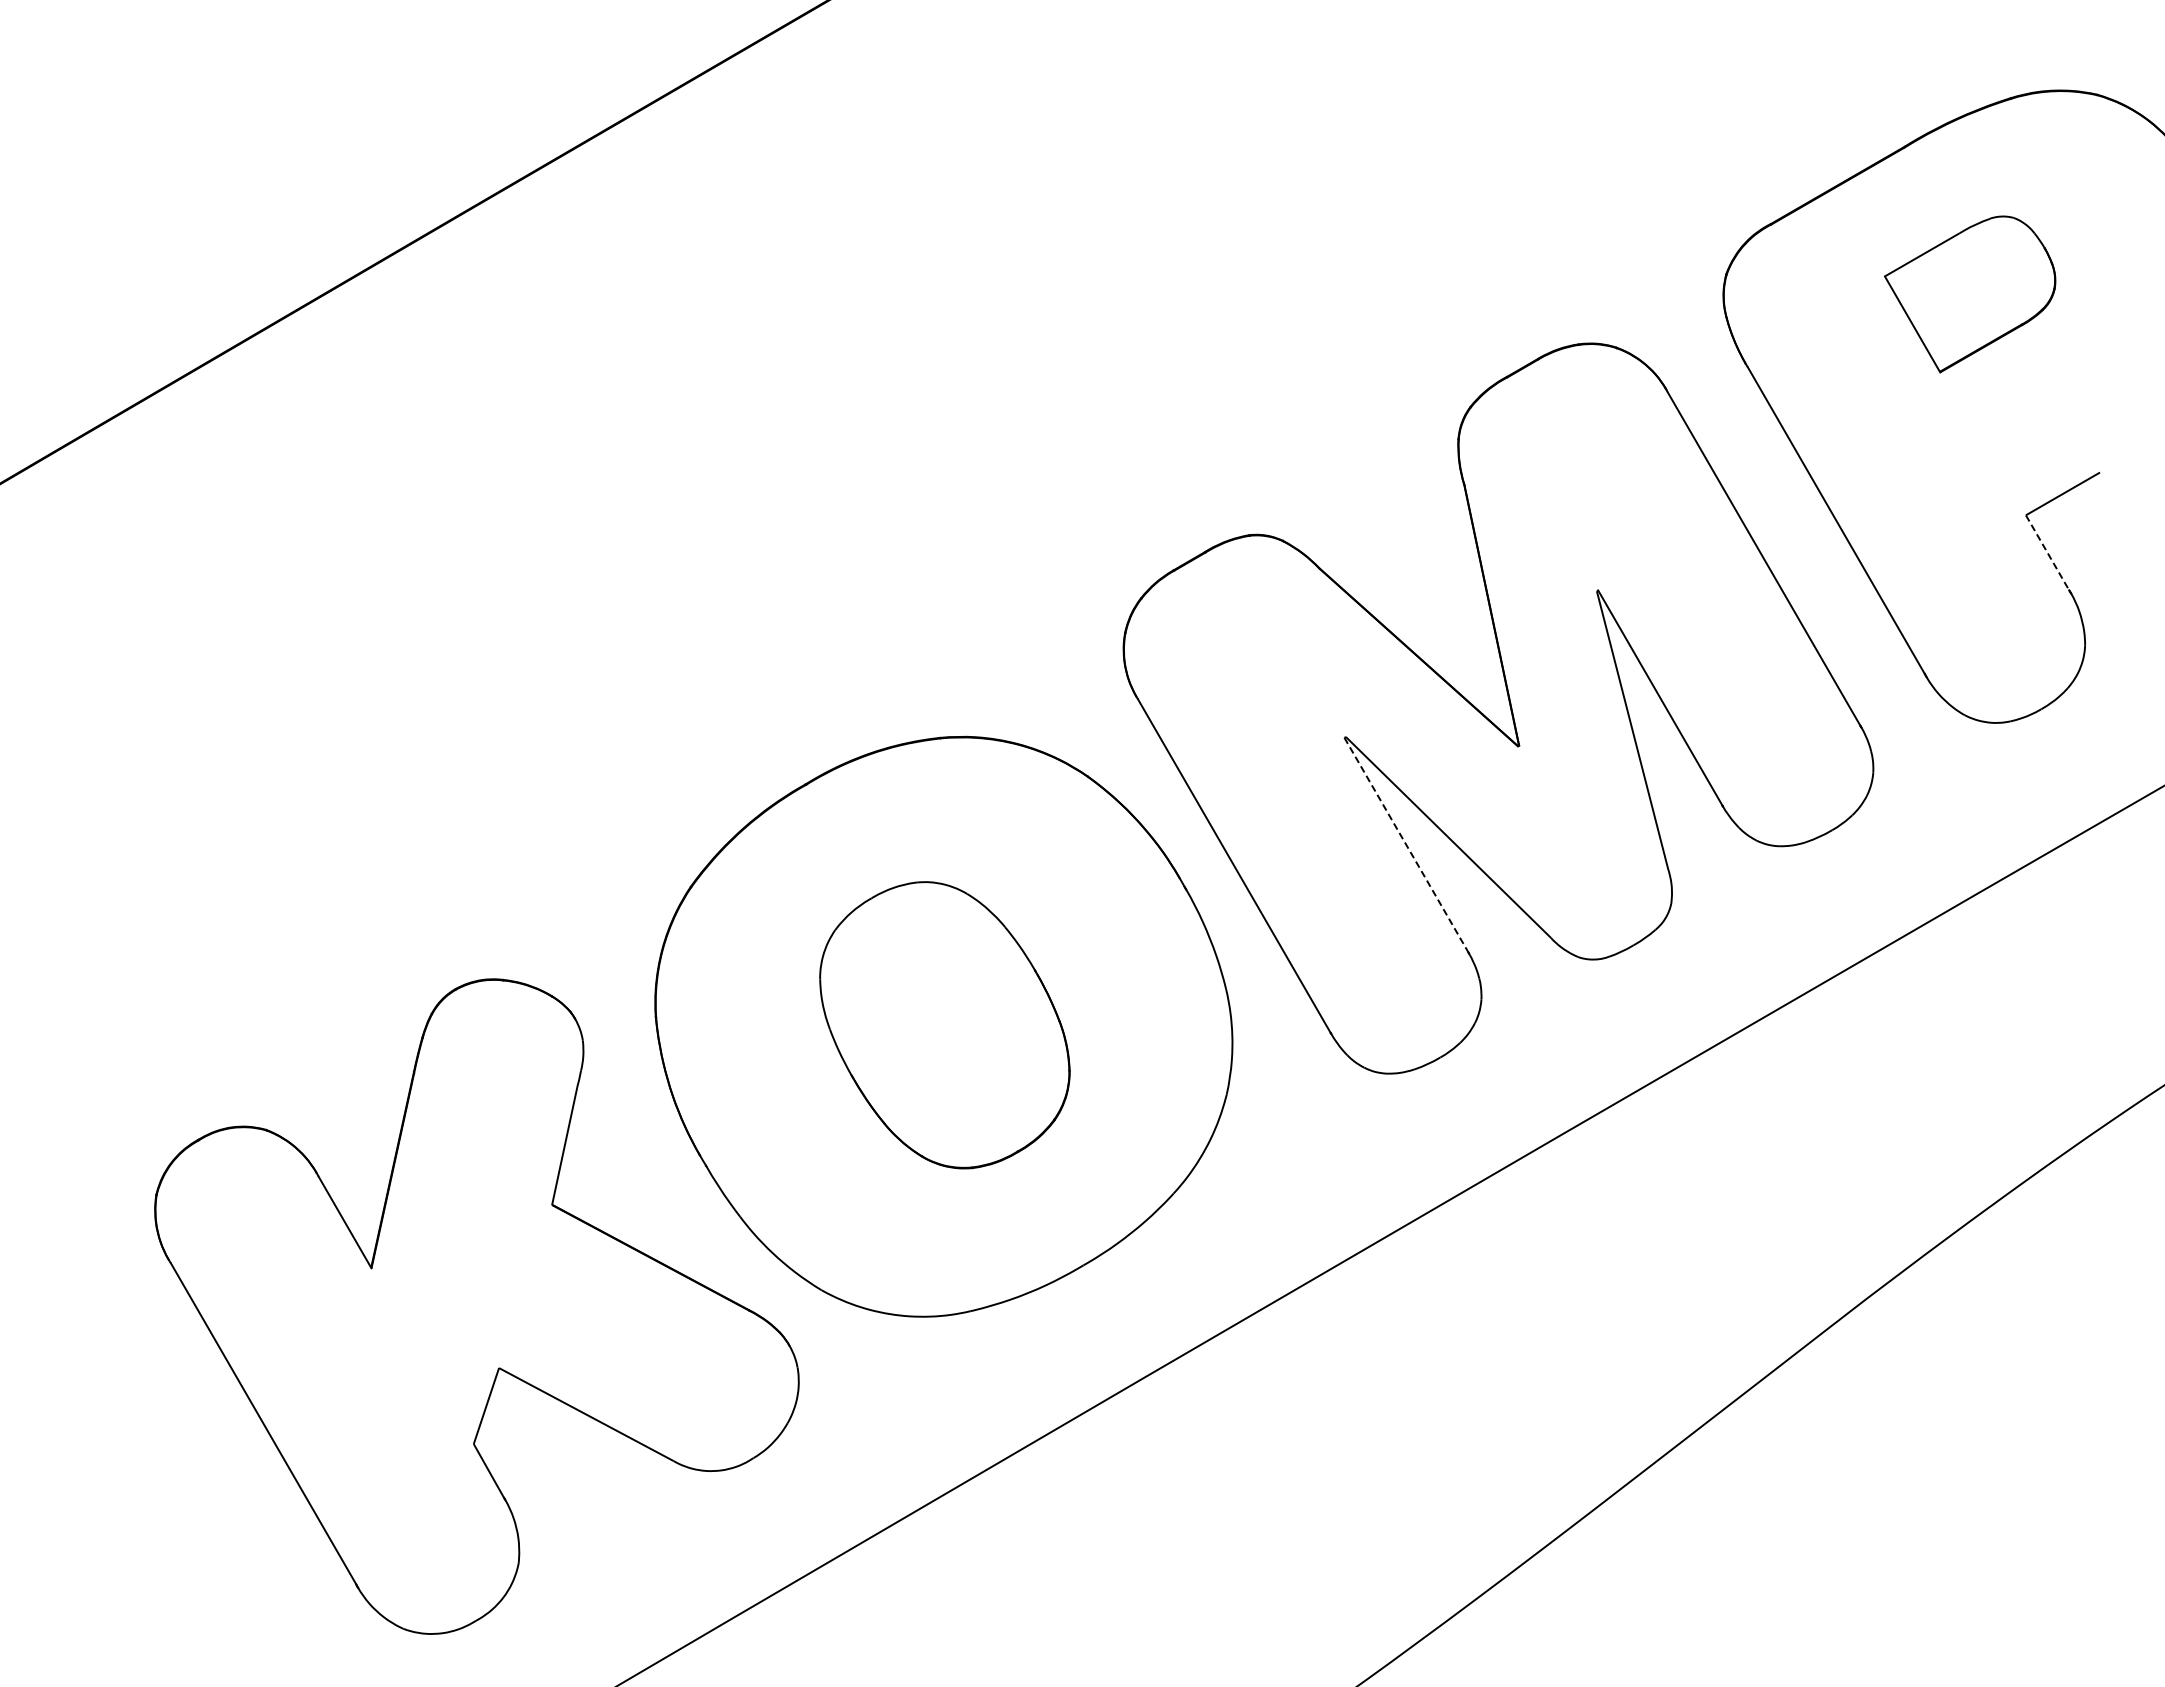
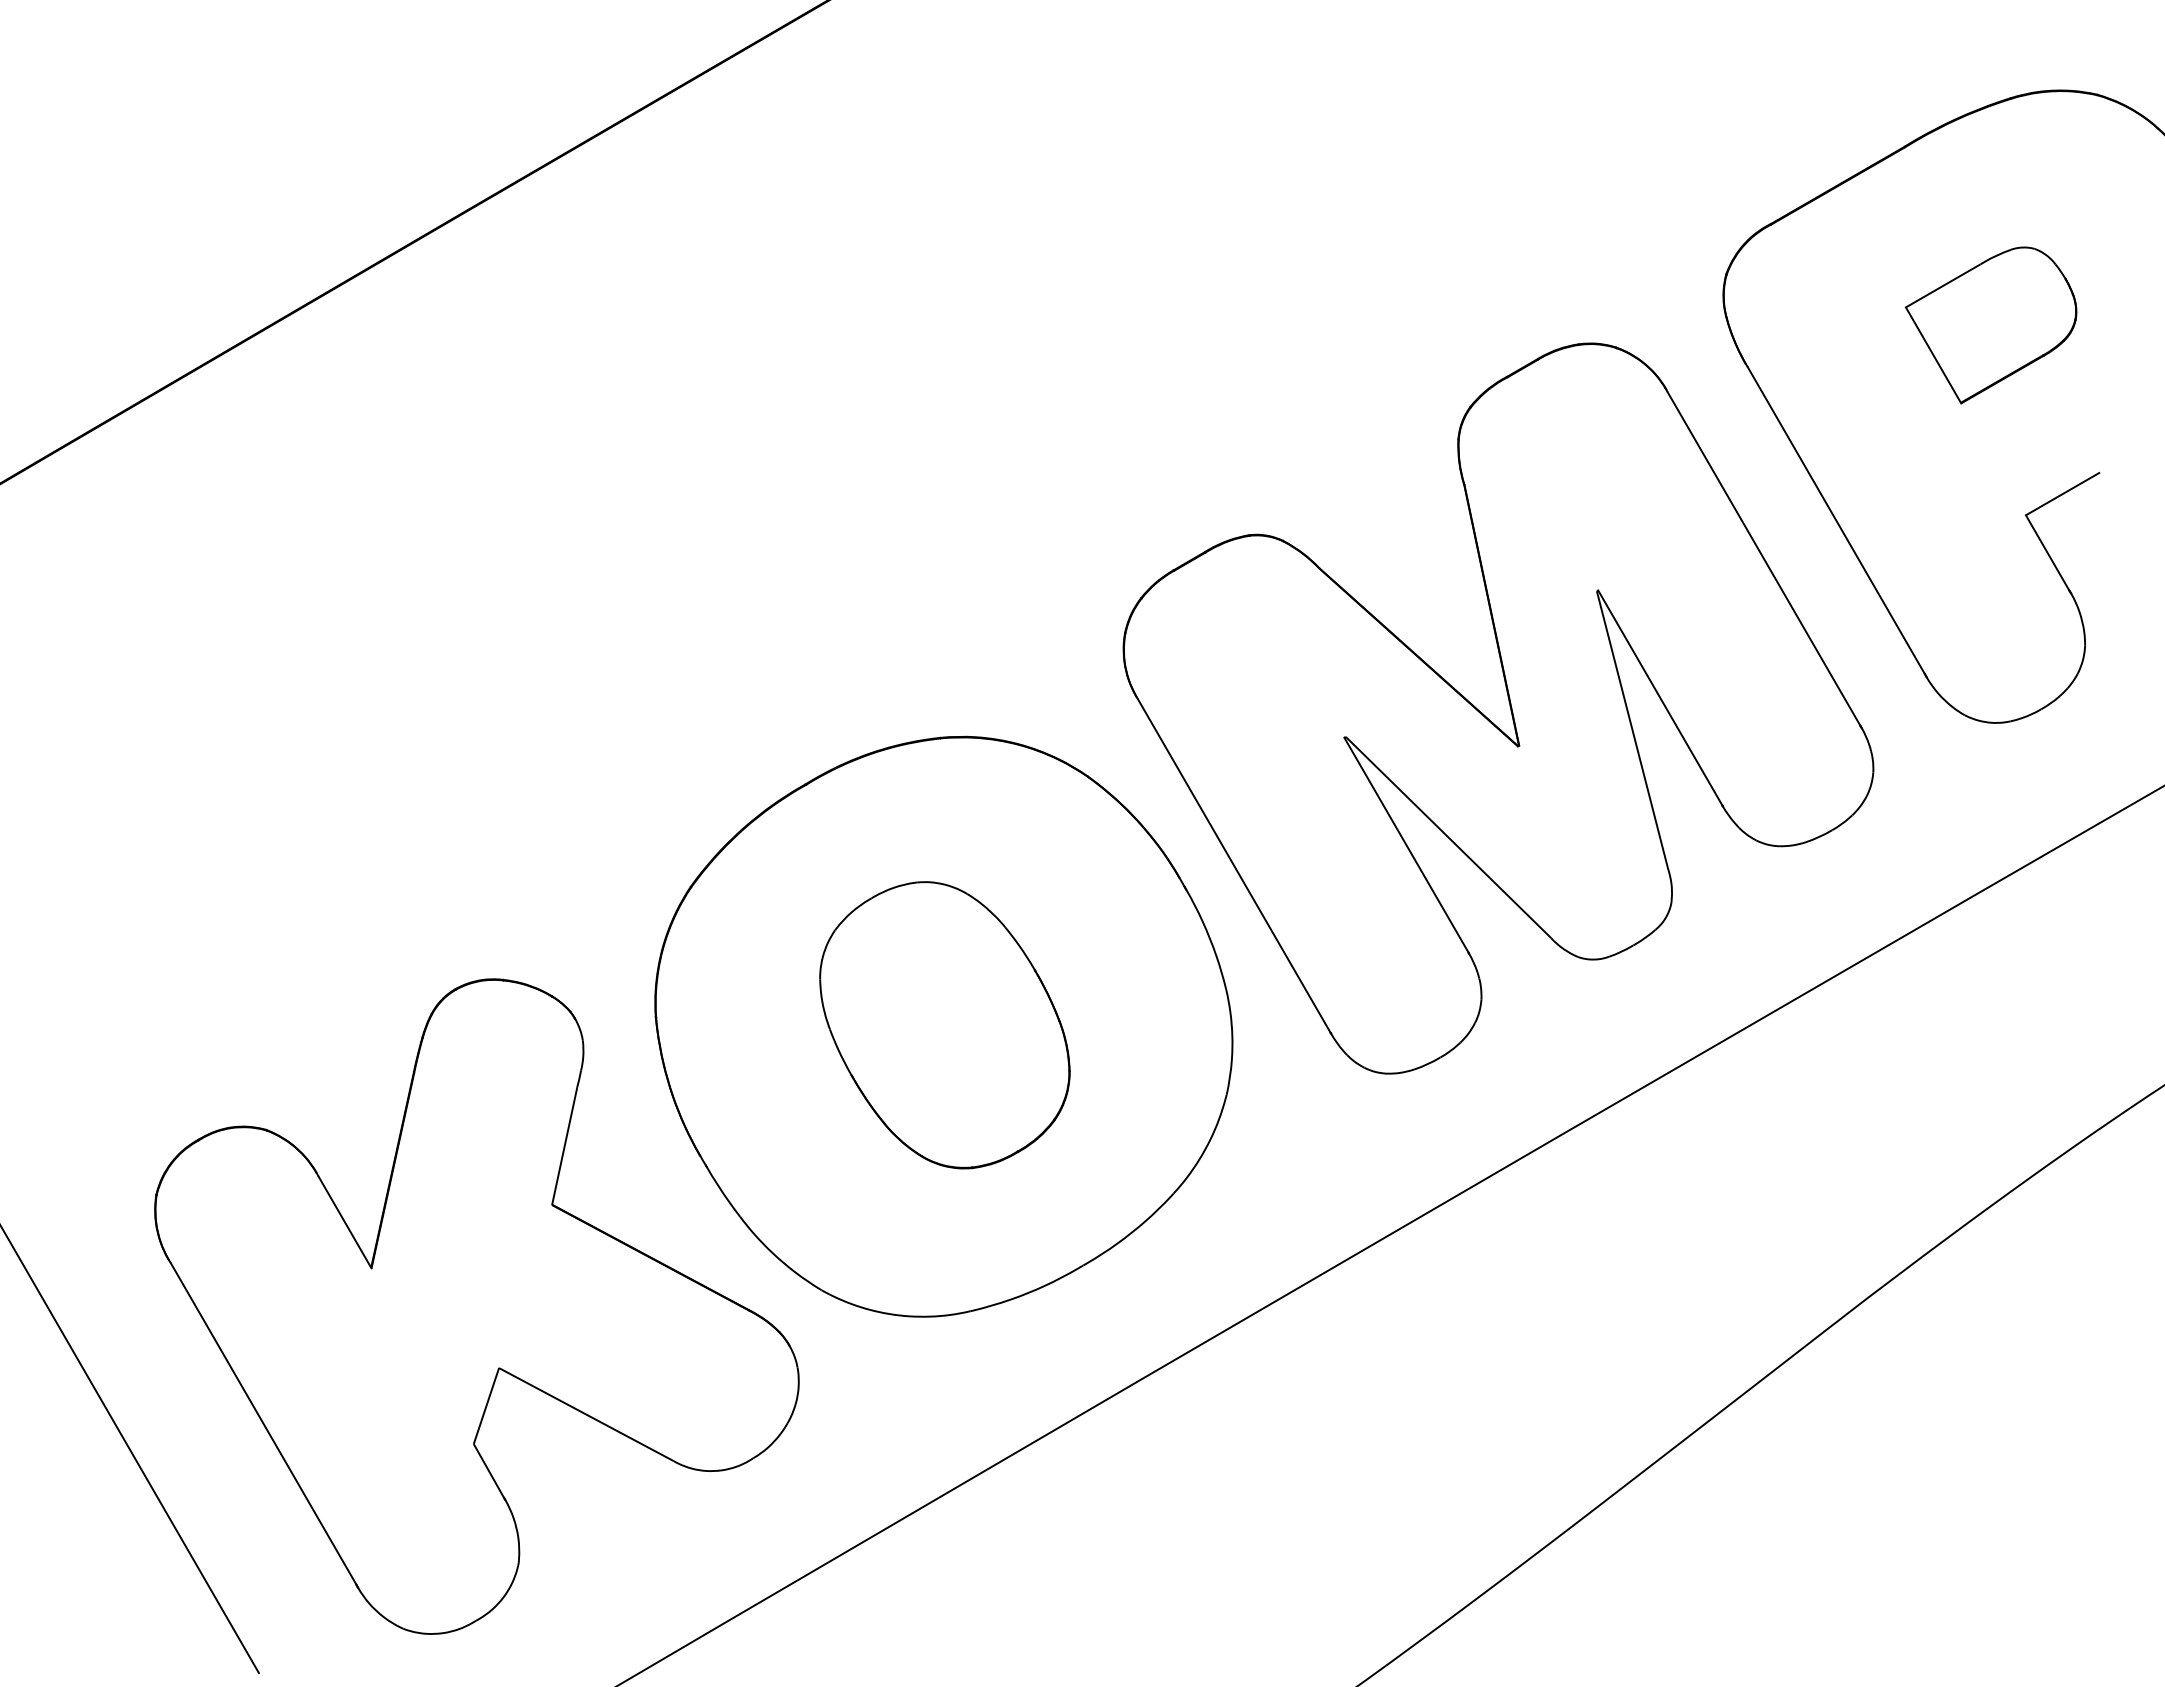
part position: (1969, 294) -> (1990, 325) (1990, 325)
line: dashed -> solid (2047, 553)
line: dashed -> solid (1406, 845)
line: none -> present (130, 1450)
